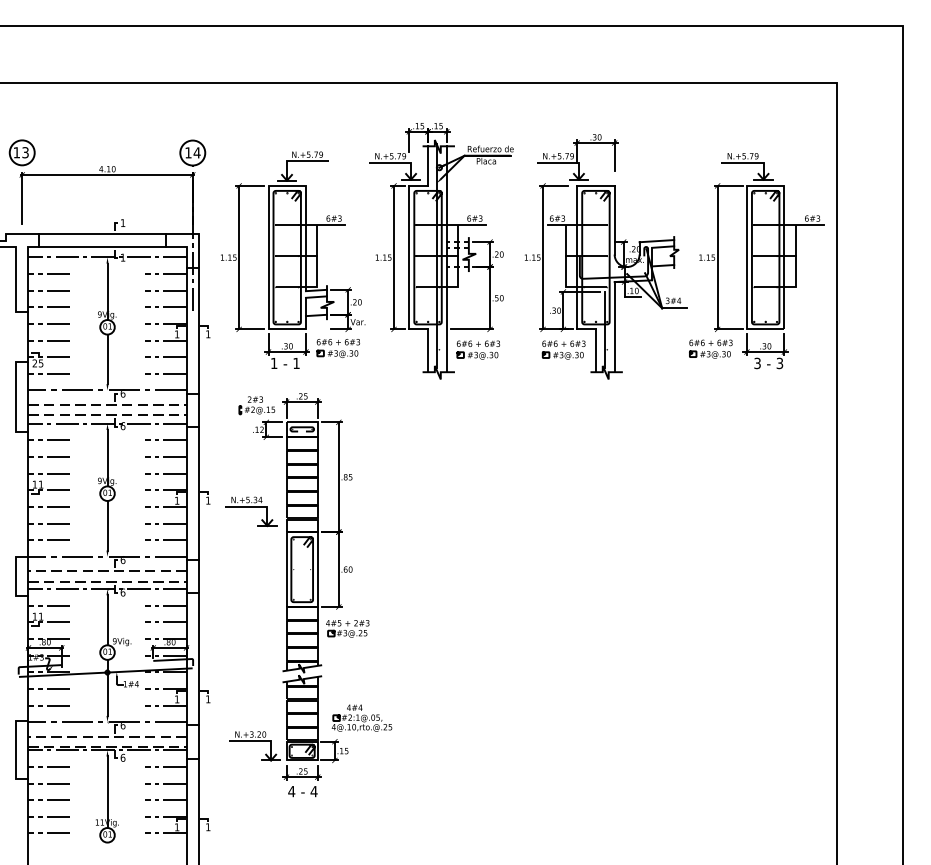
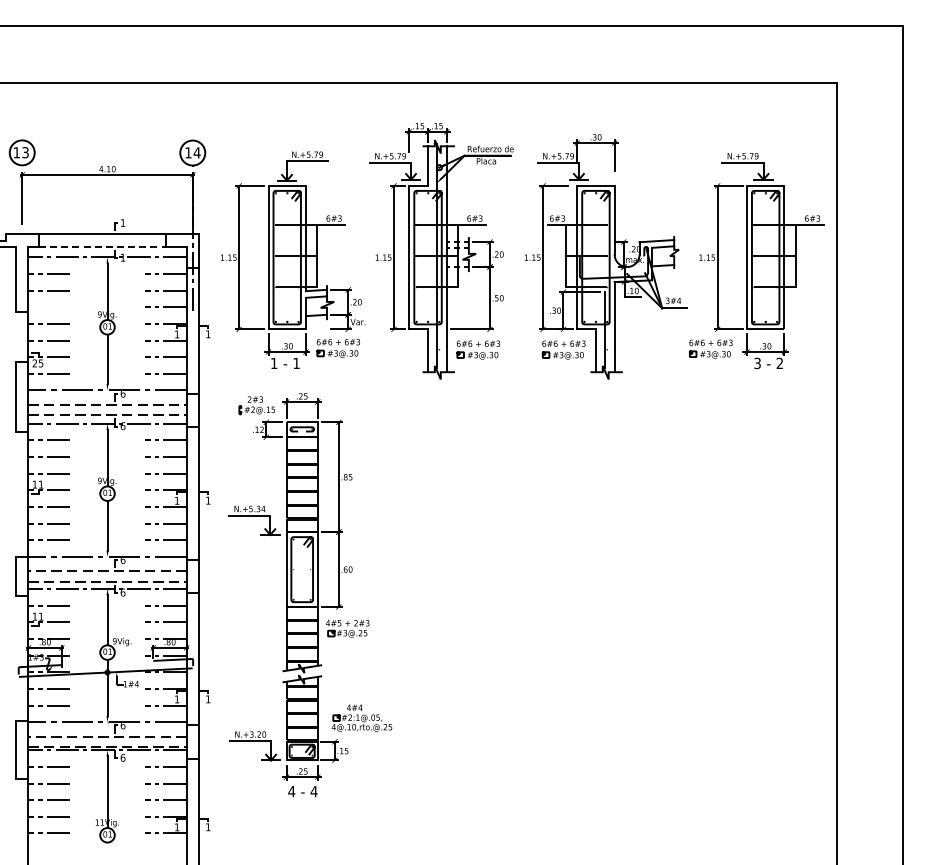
line: solid -> dashed (102, 246)
line: present -> none (49, 307)
text: 3 -> 2 (779, 363)
part position: (251, 511) -> (254, 520) (254, 520)
